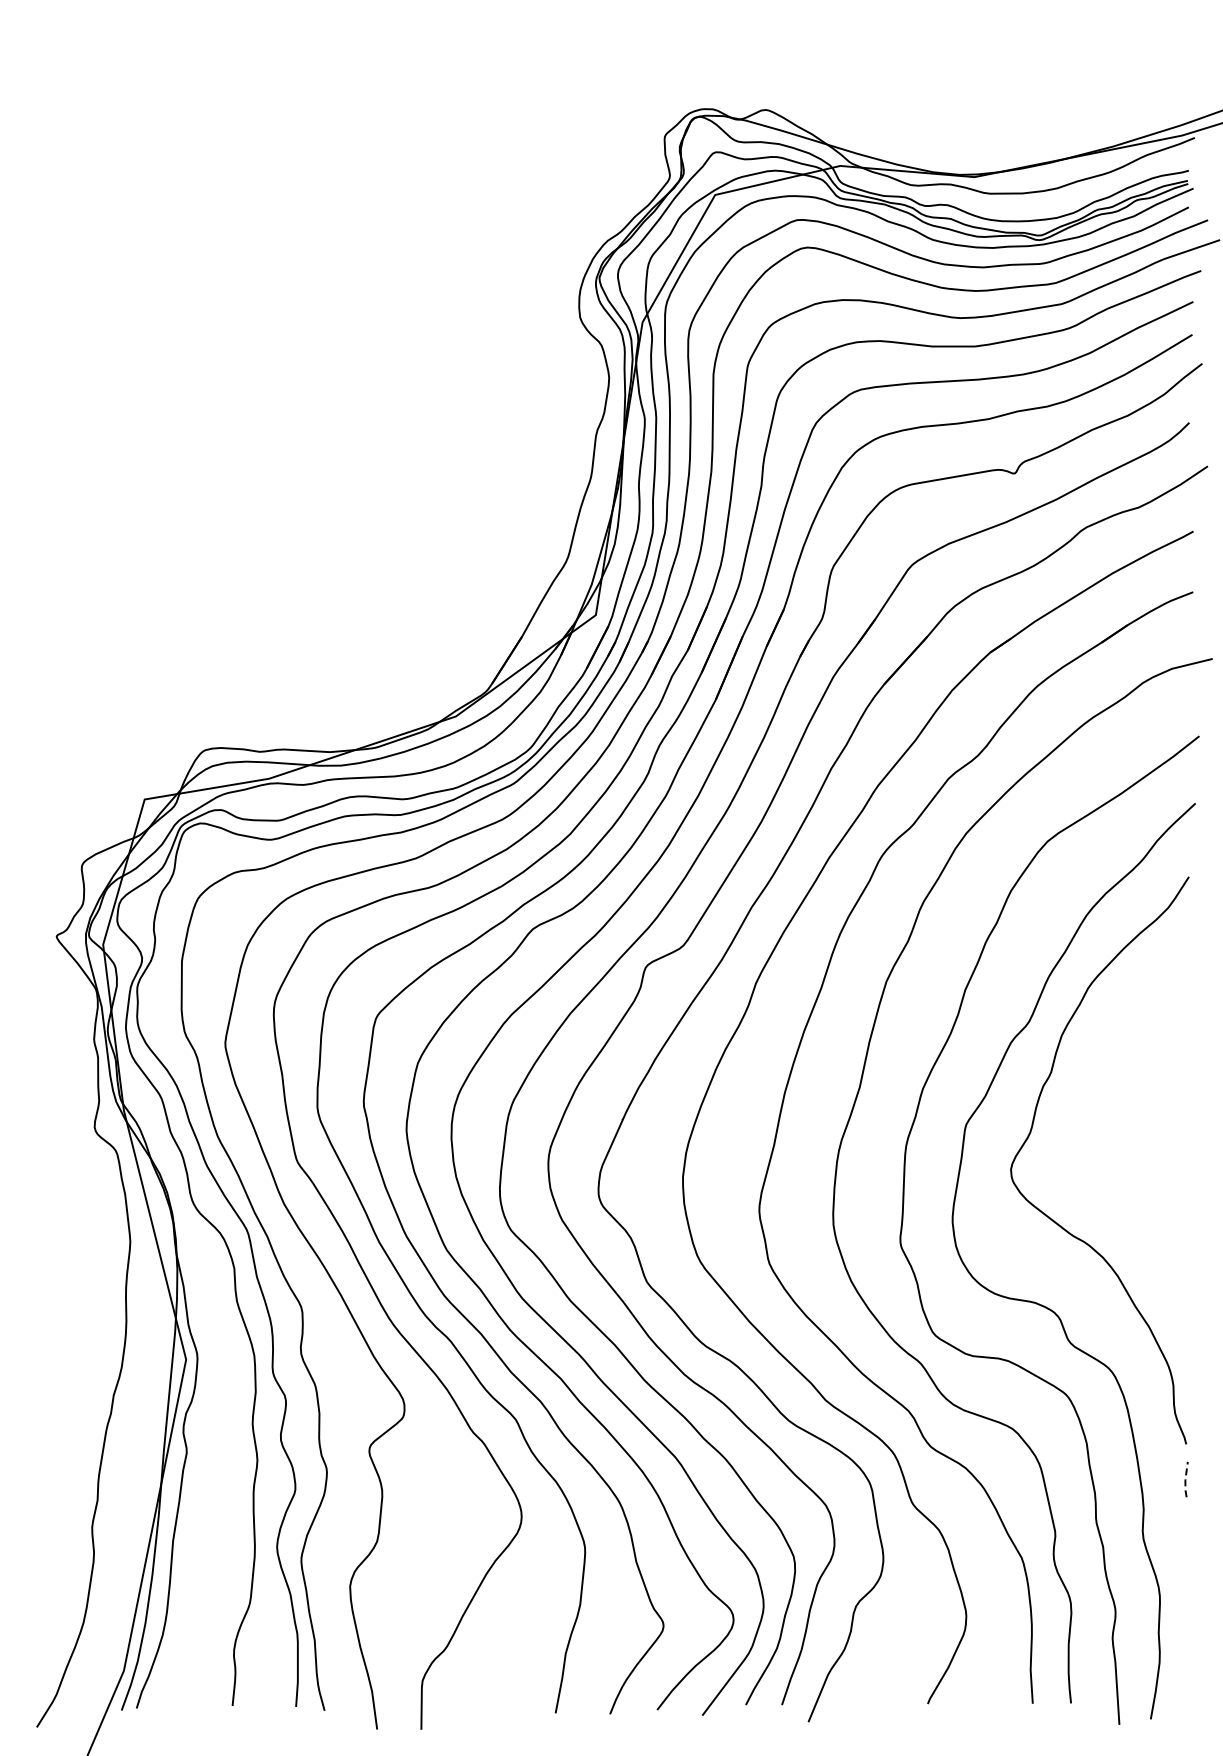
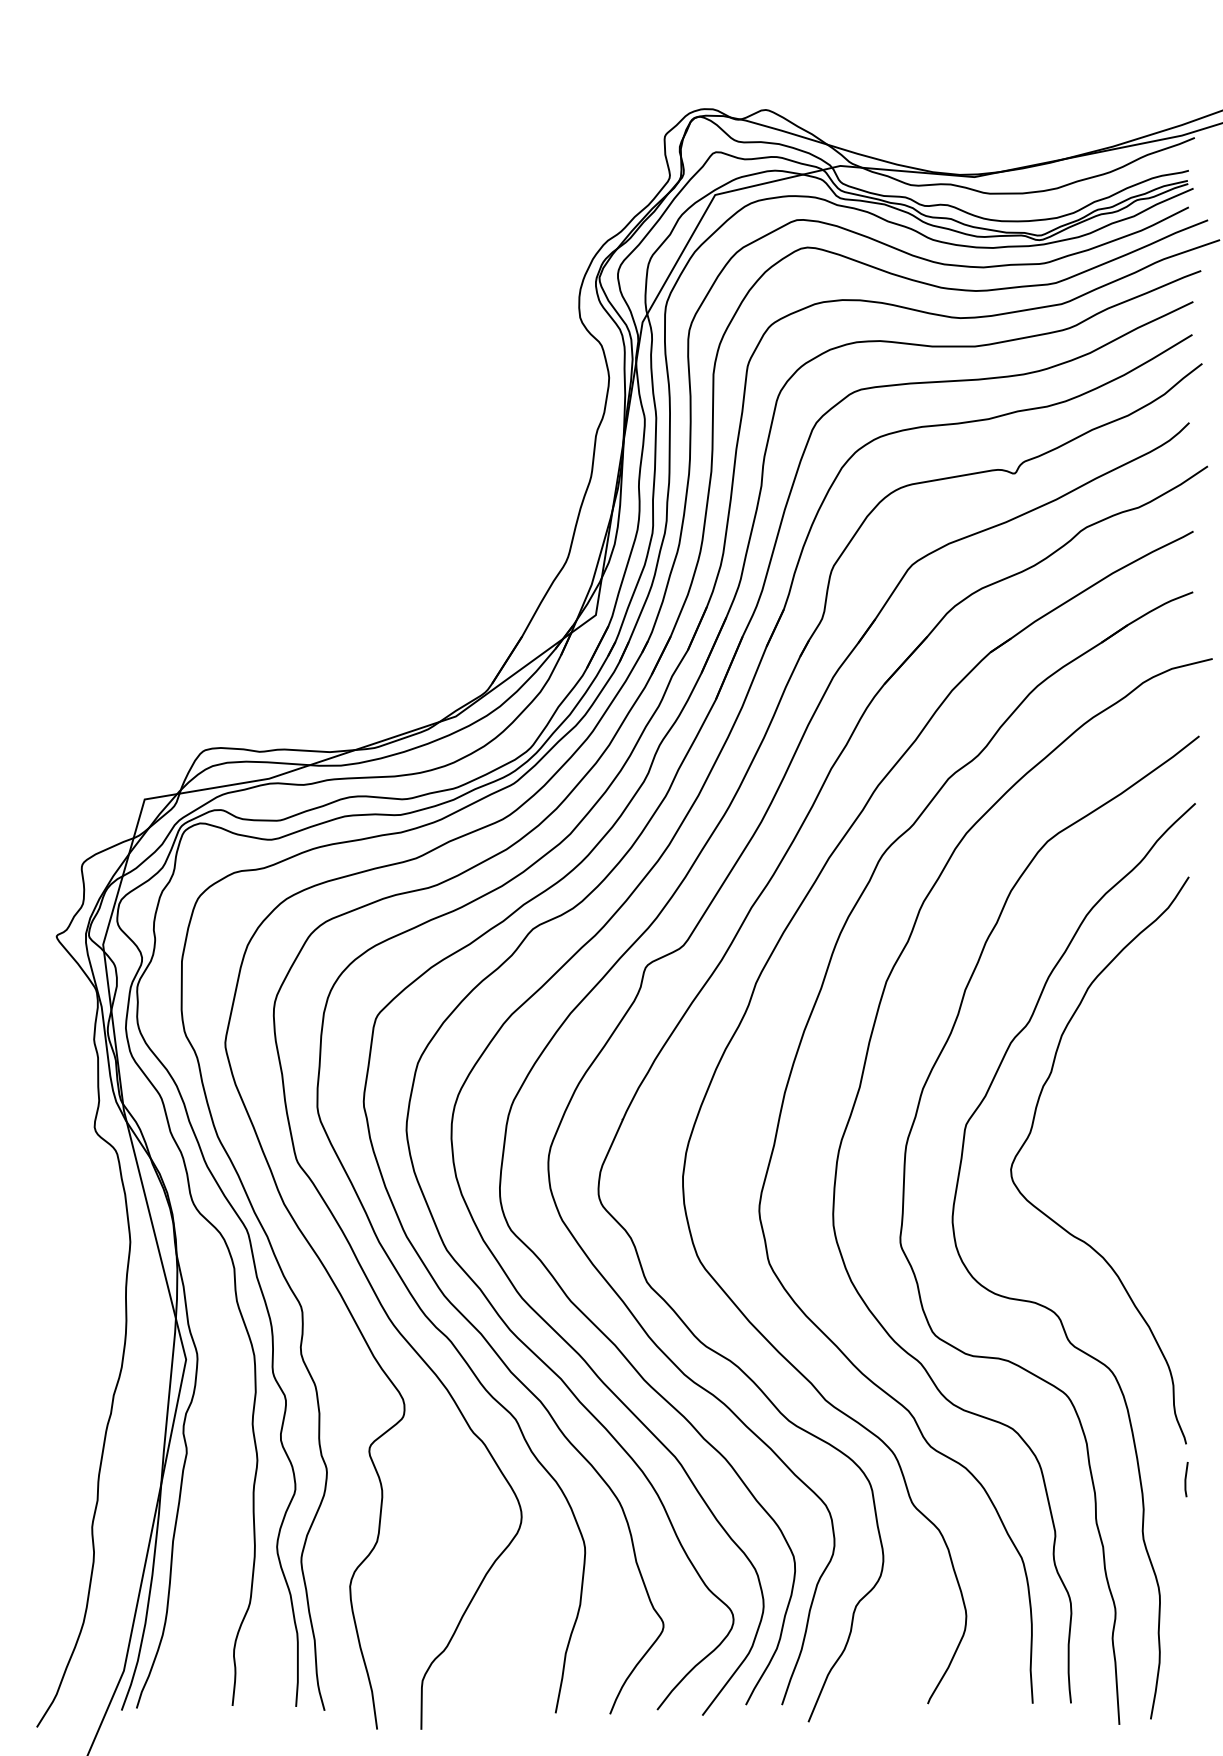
line: dashed -> solid (1185, 1479)
